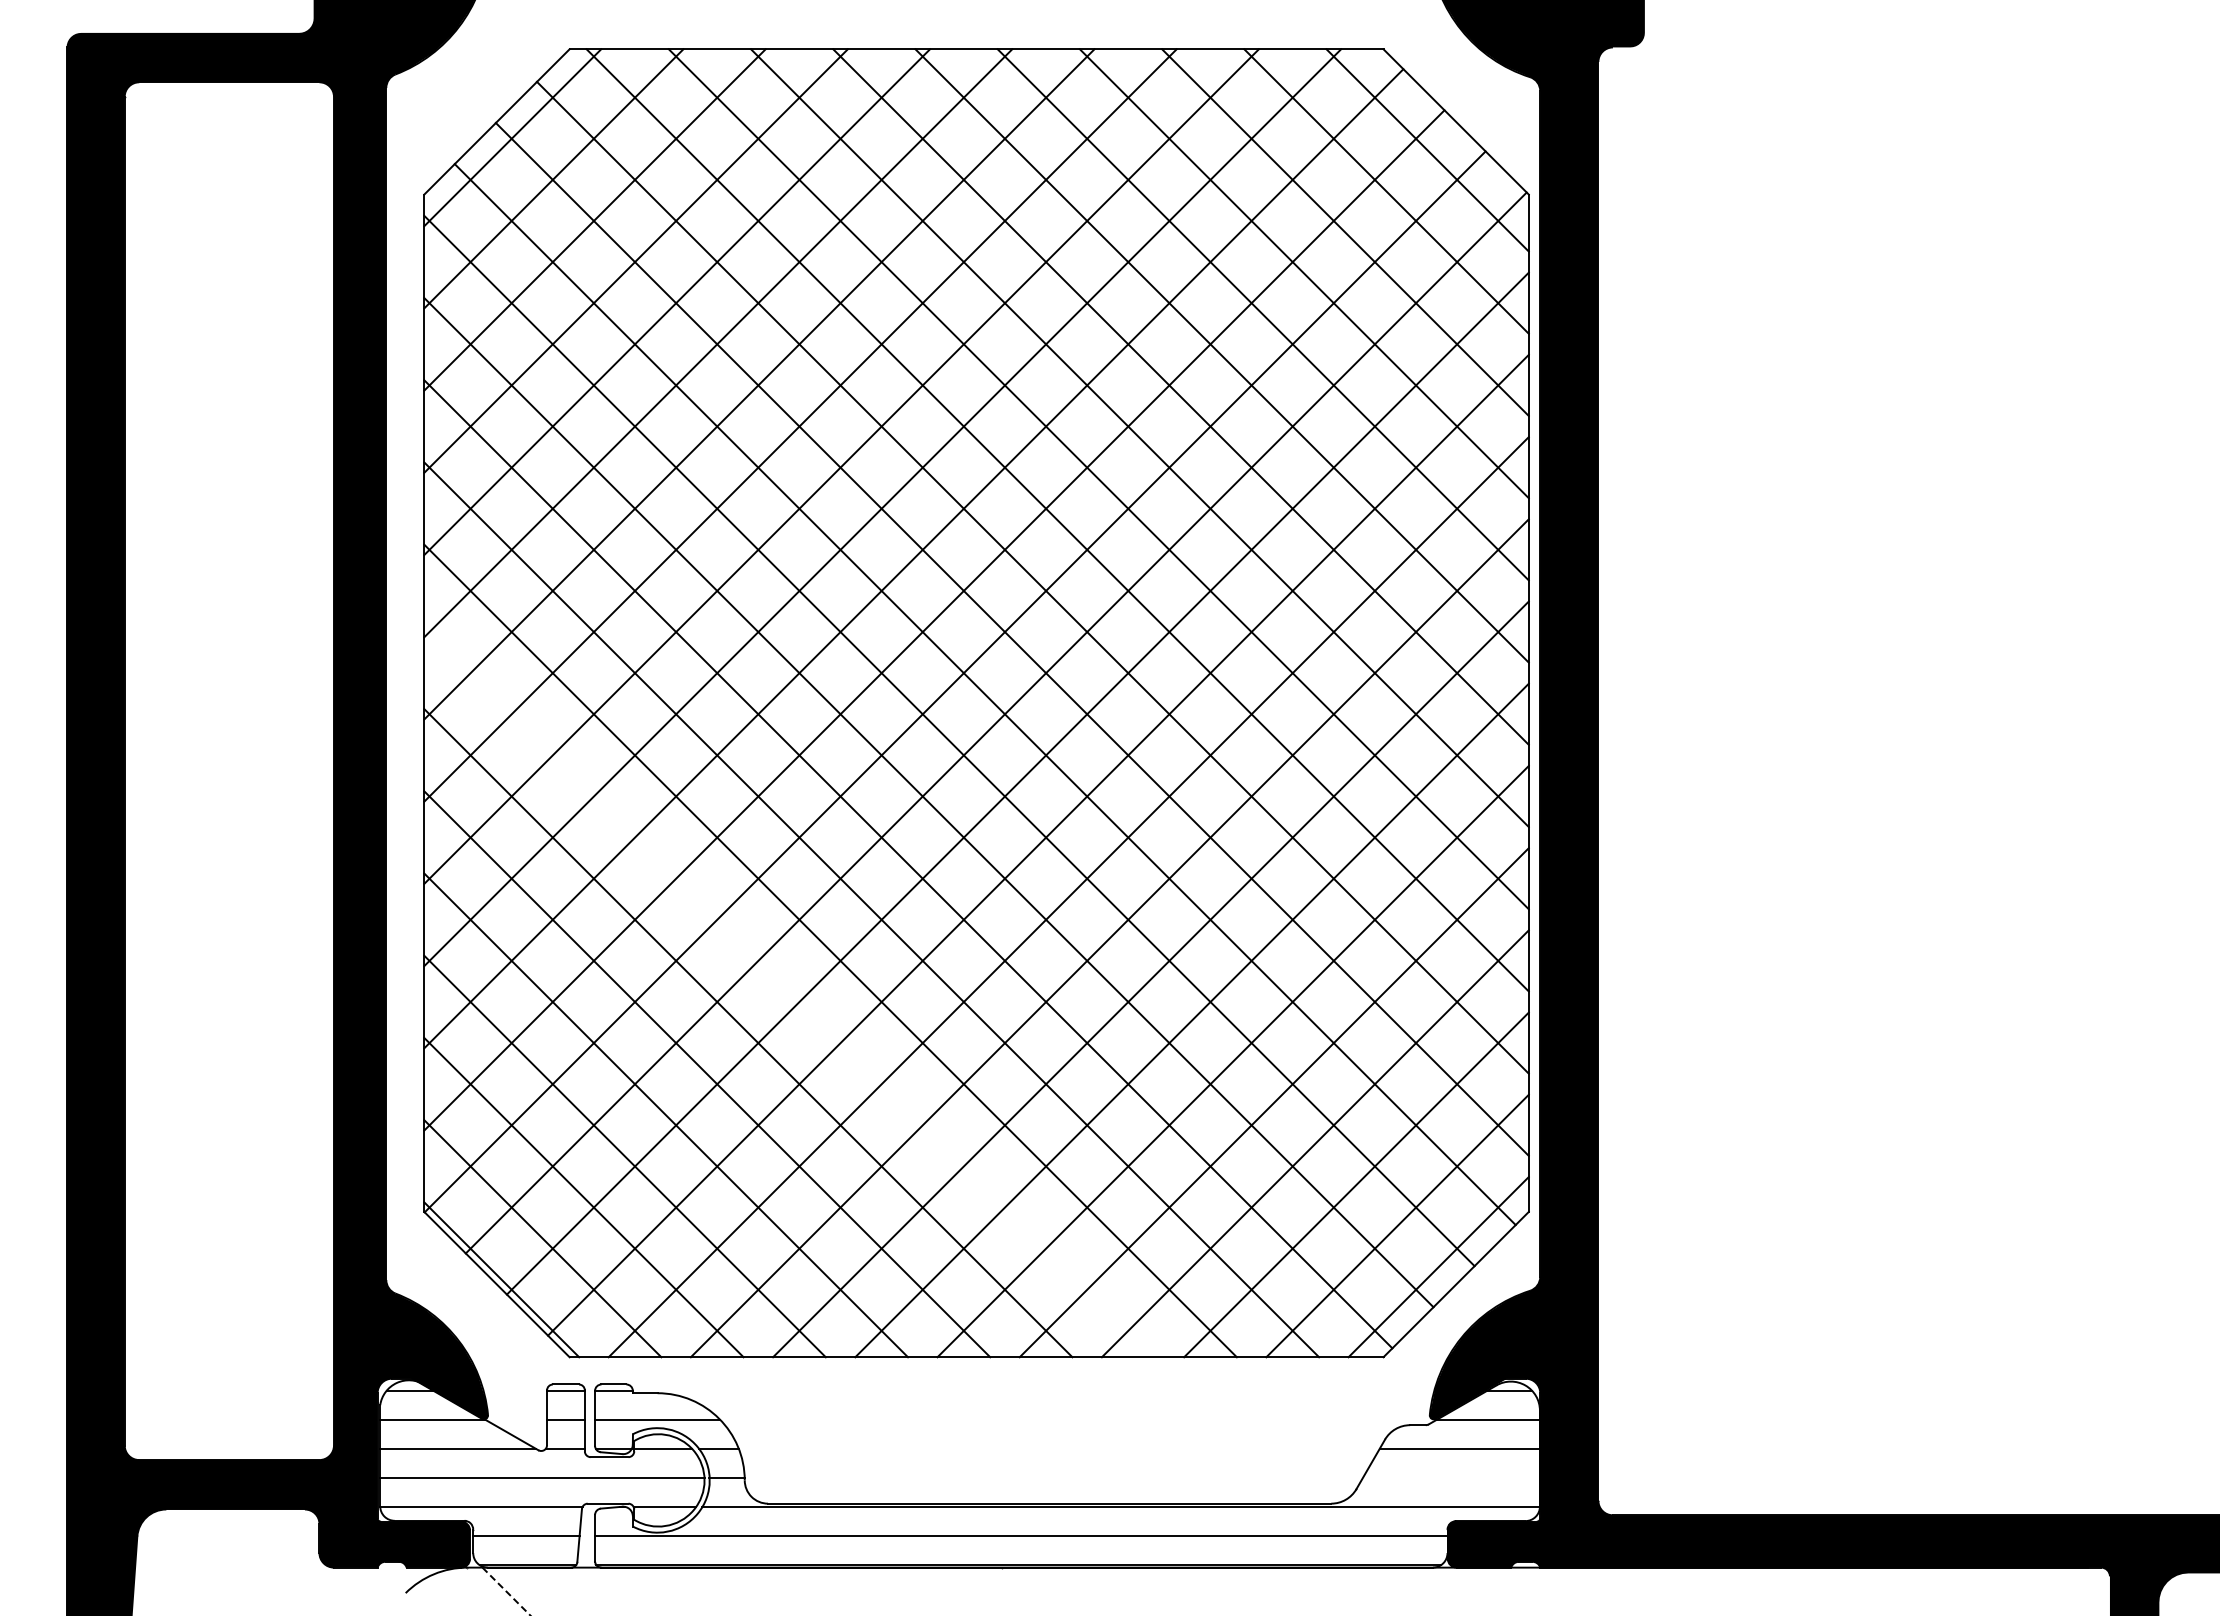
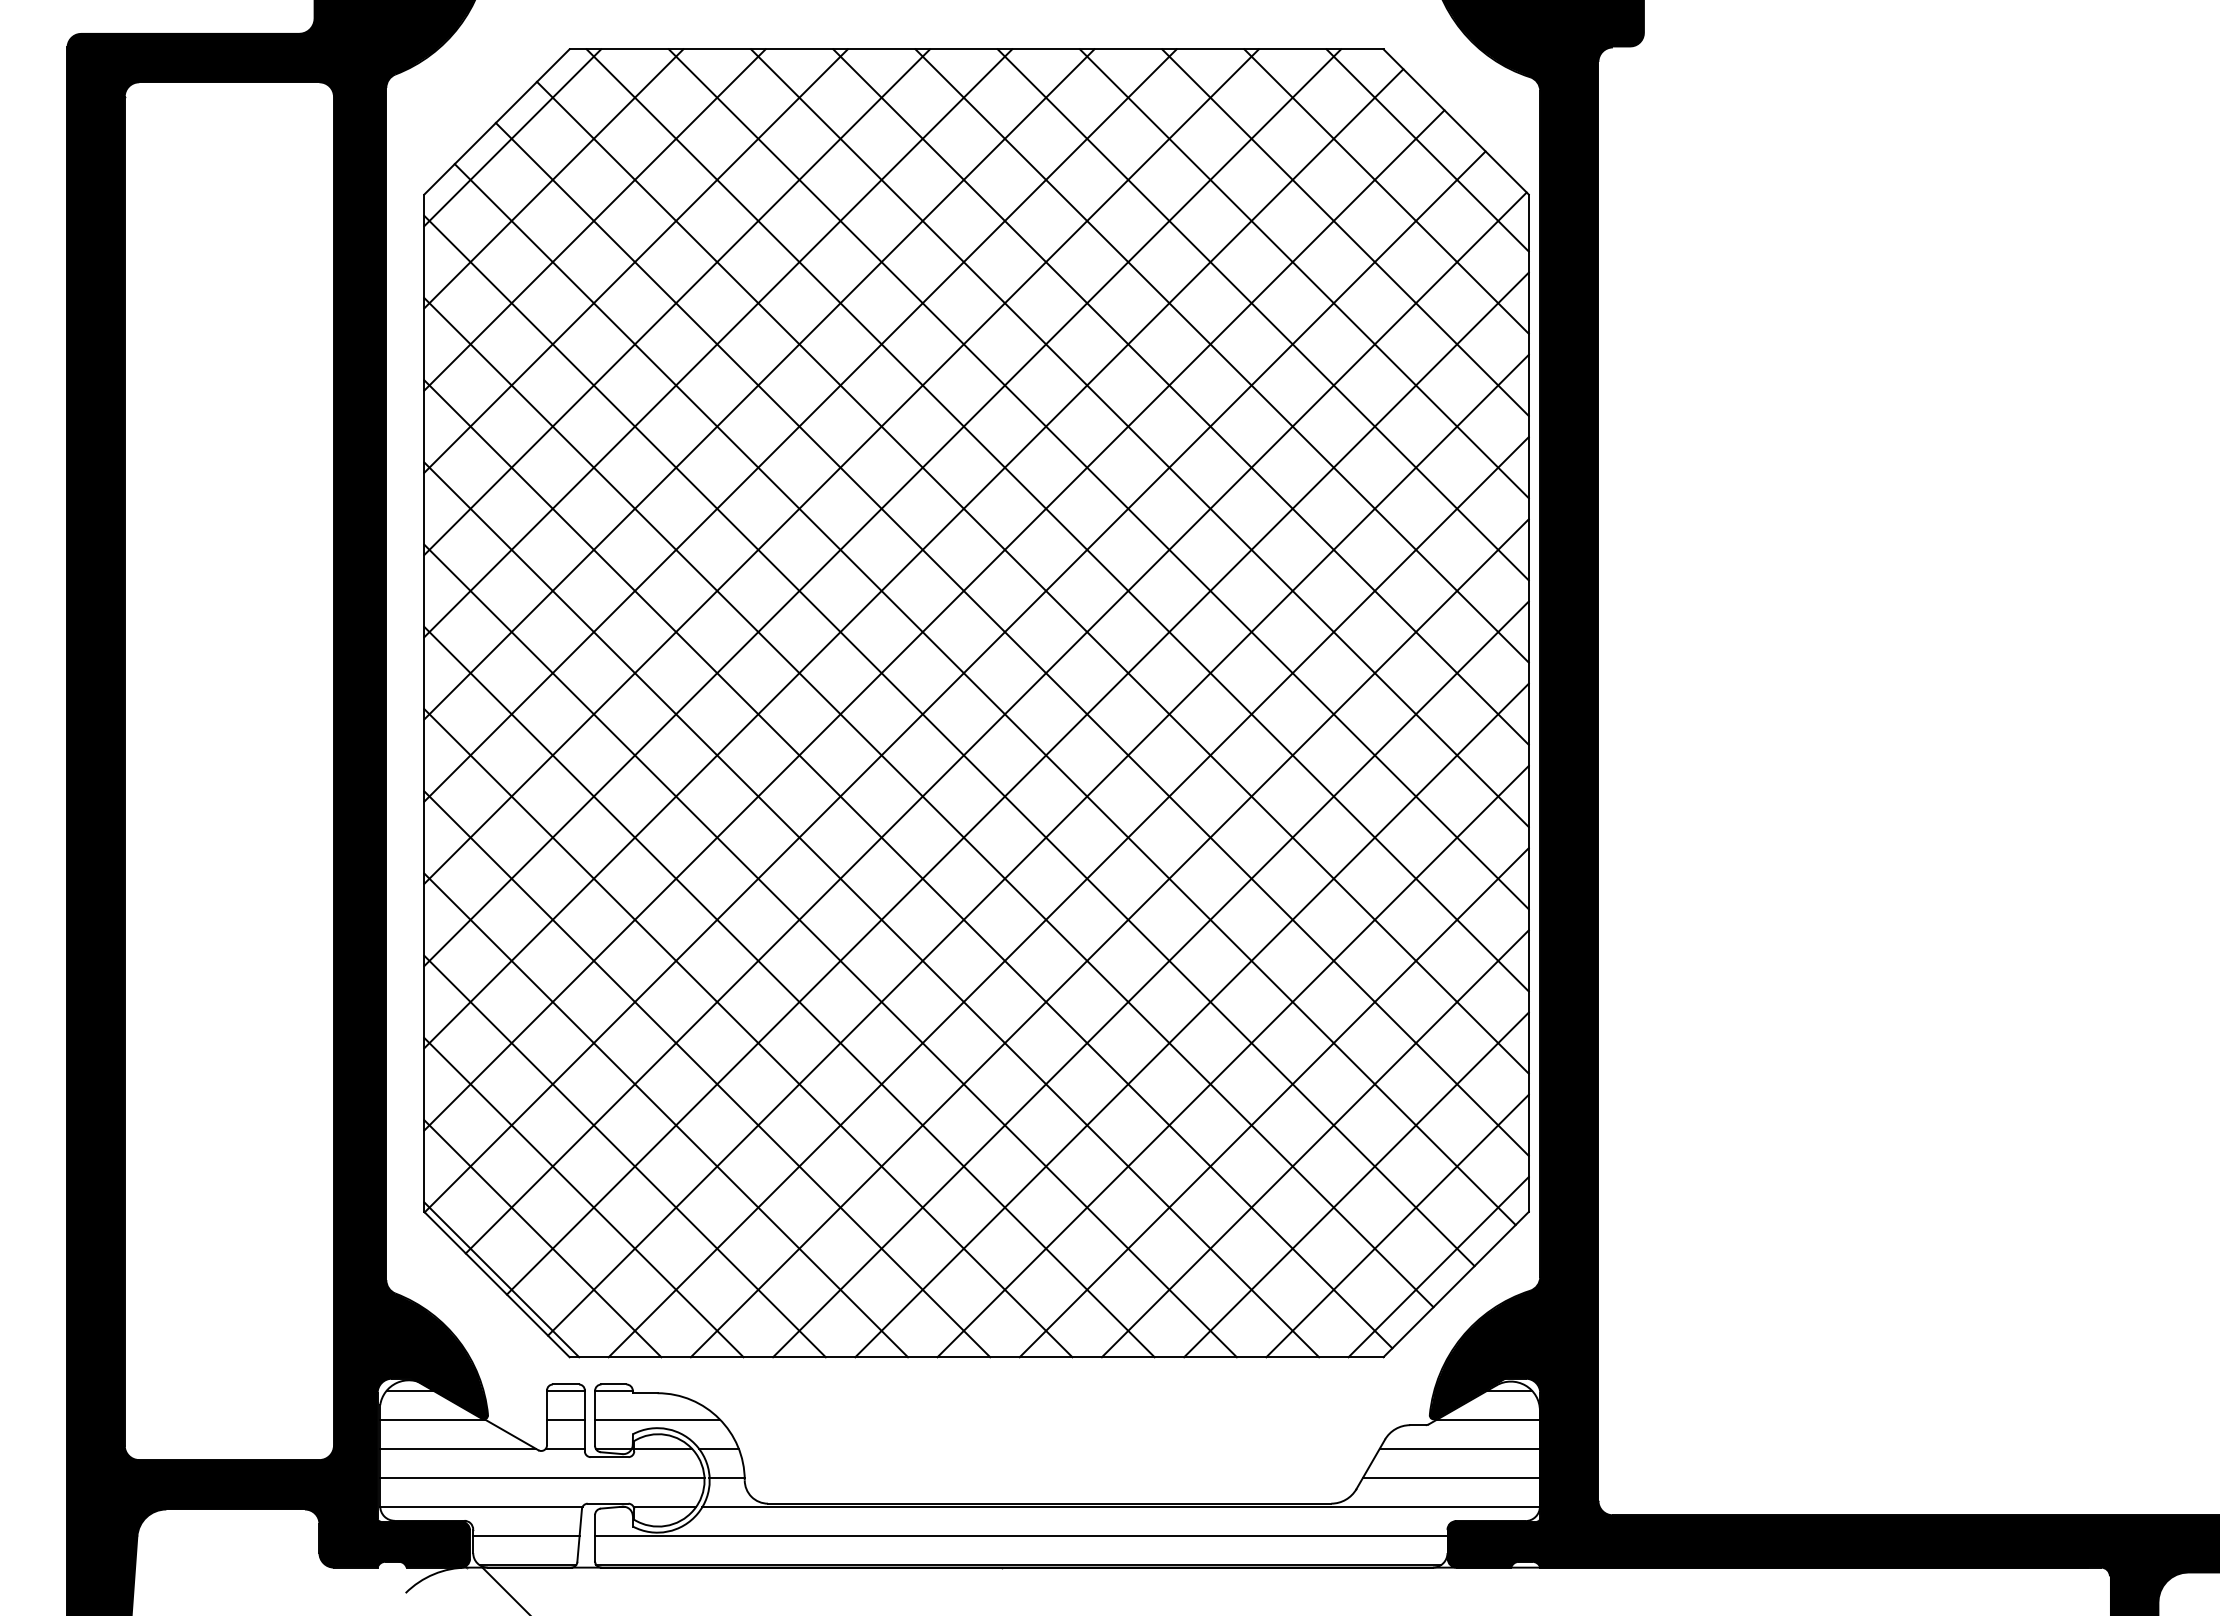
line: none -> present (789, 991)
line: none -> present (1450, 1477)
line: dashed -> solid (506, 1591)
